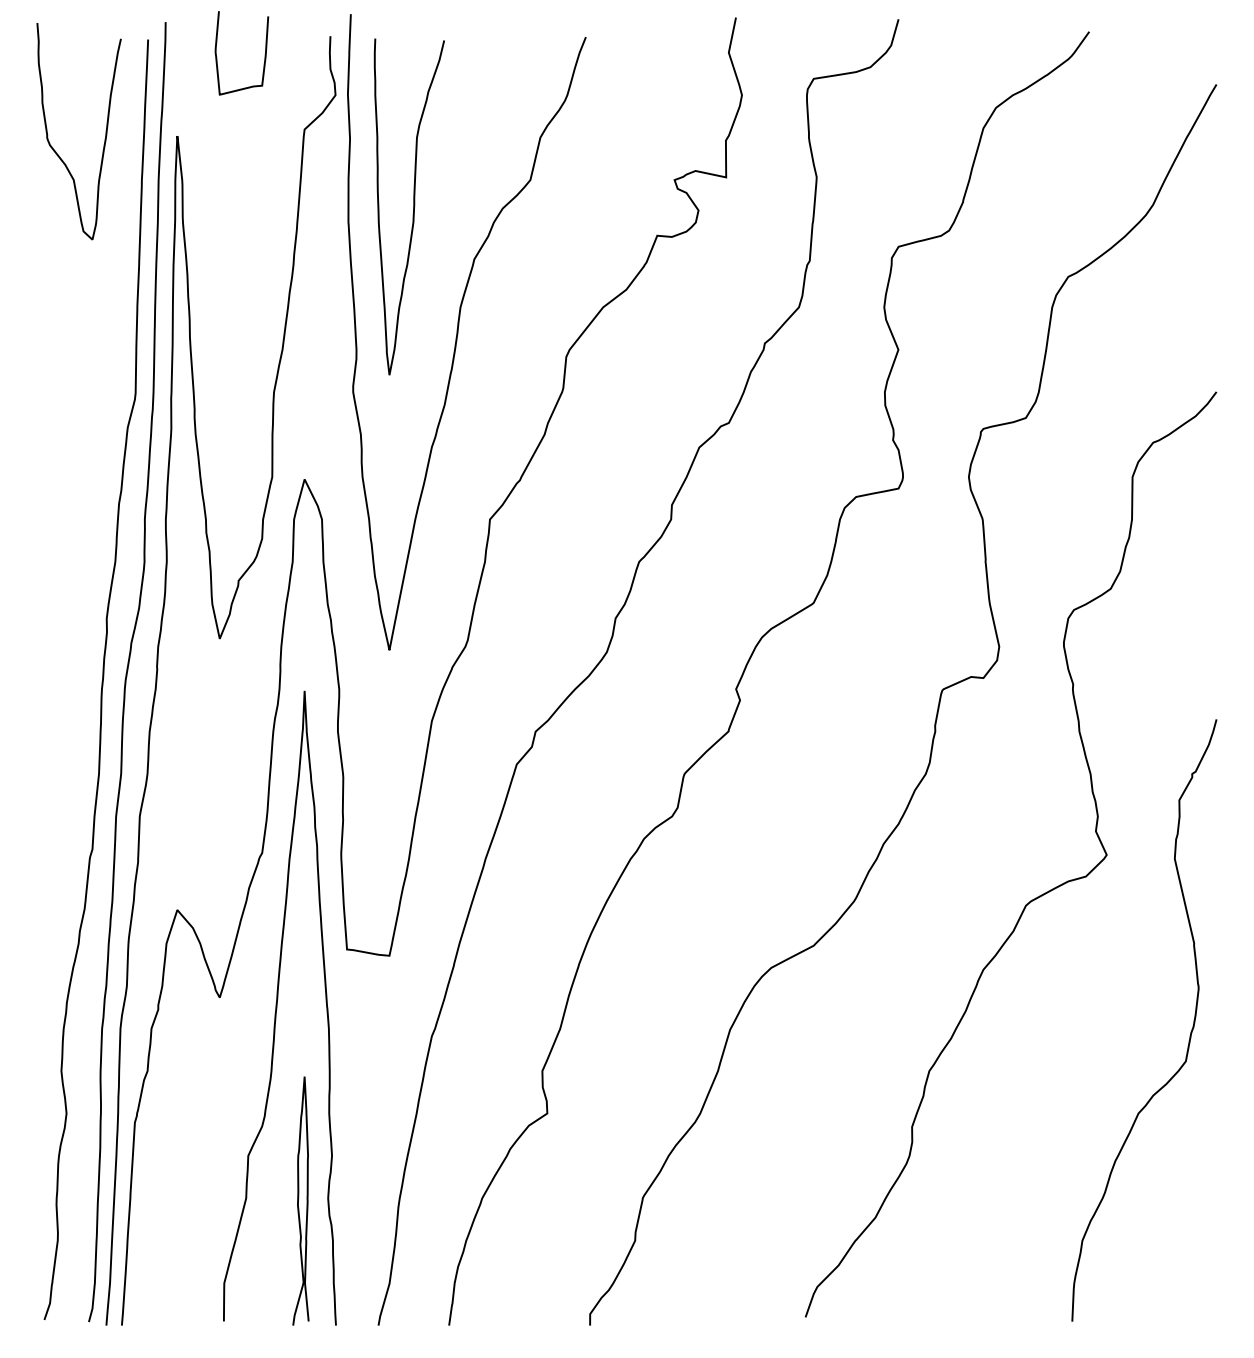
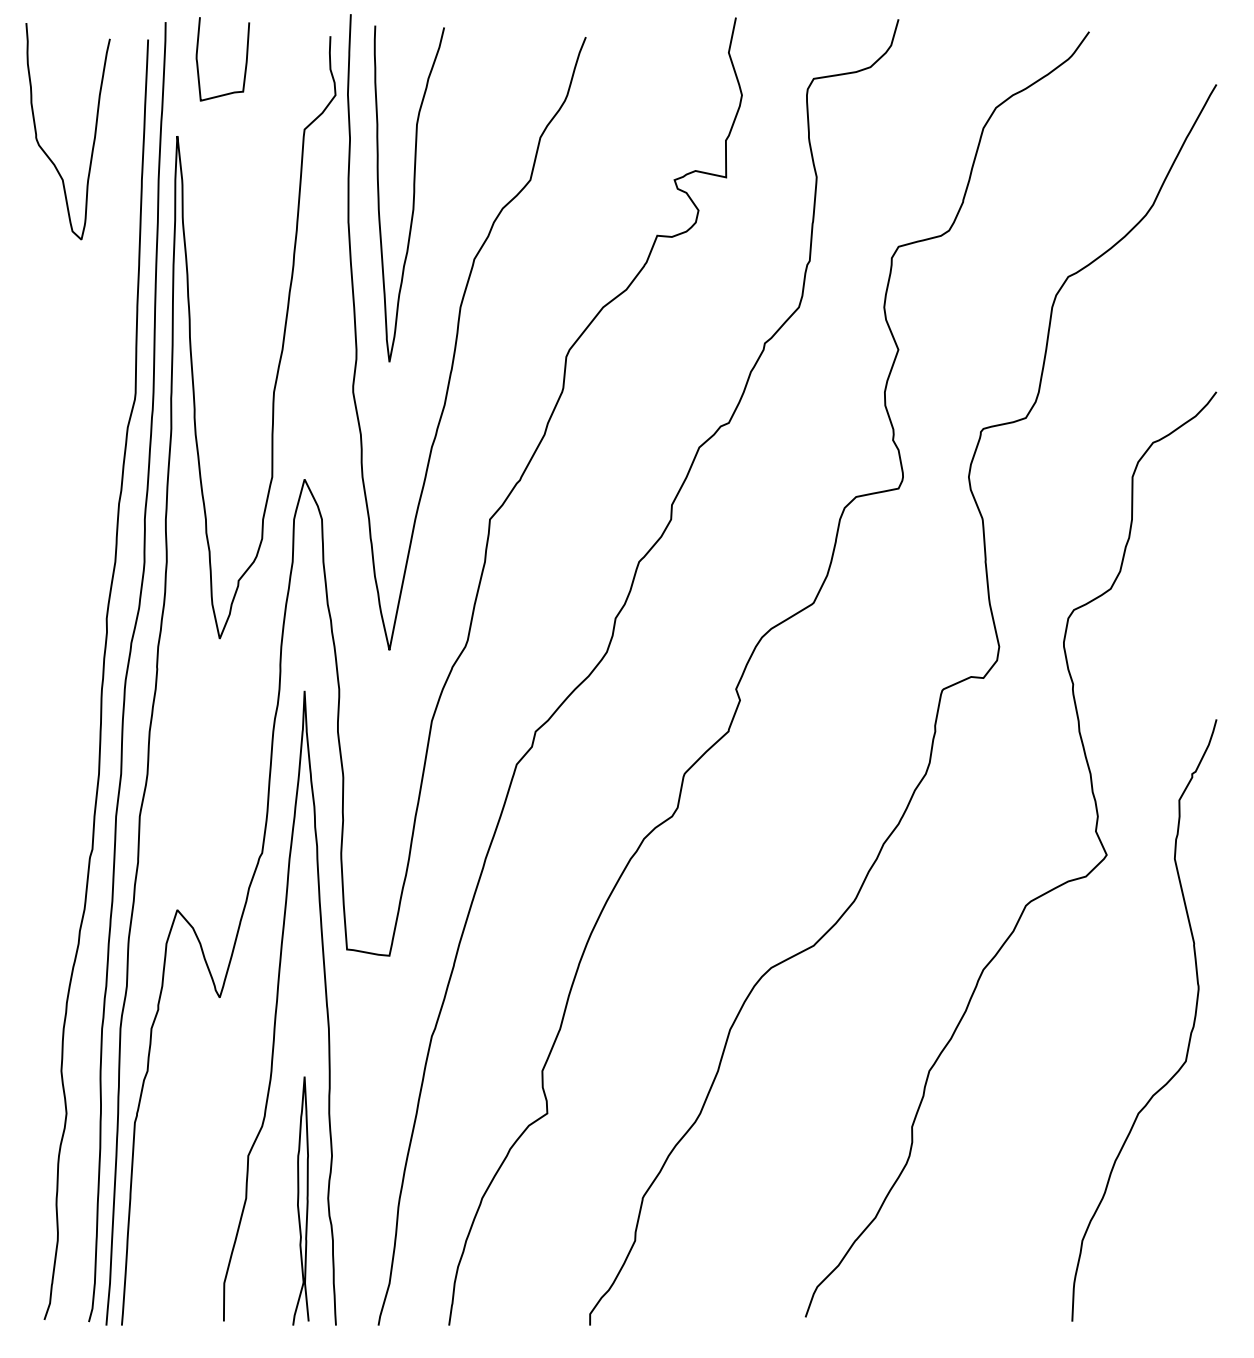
curve position: (264, 54) -> (245, 60) (245, 60)
curve position: (104, 138) -> (93, 138) (93, 138)
curve position: (413, 206) -> (413, 193) (413, 193)
